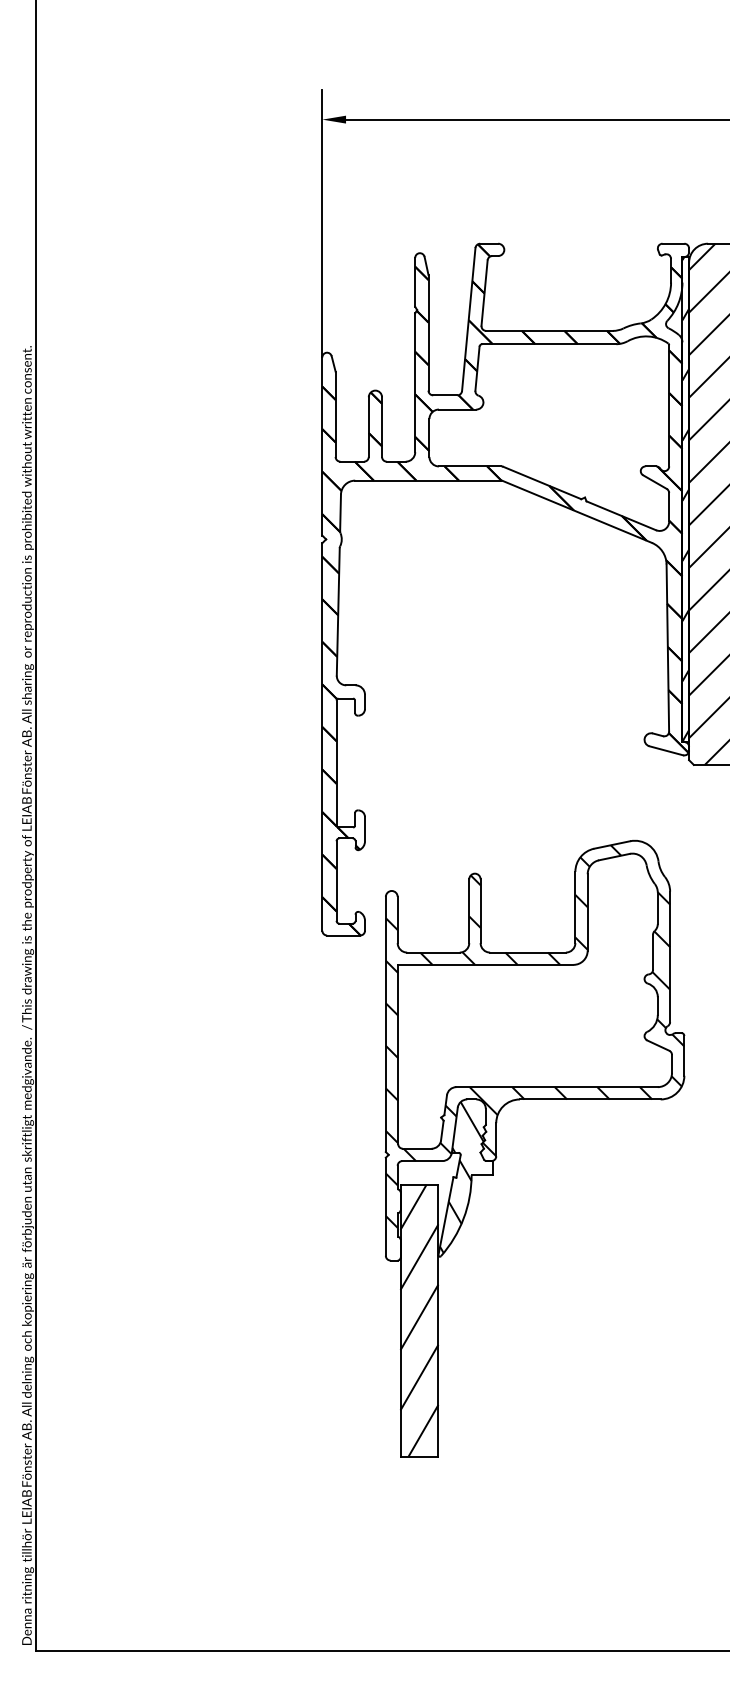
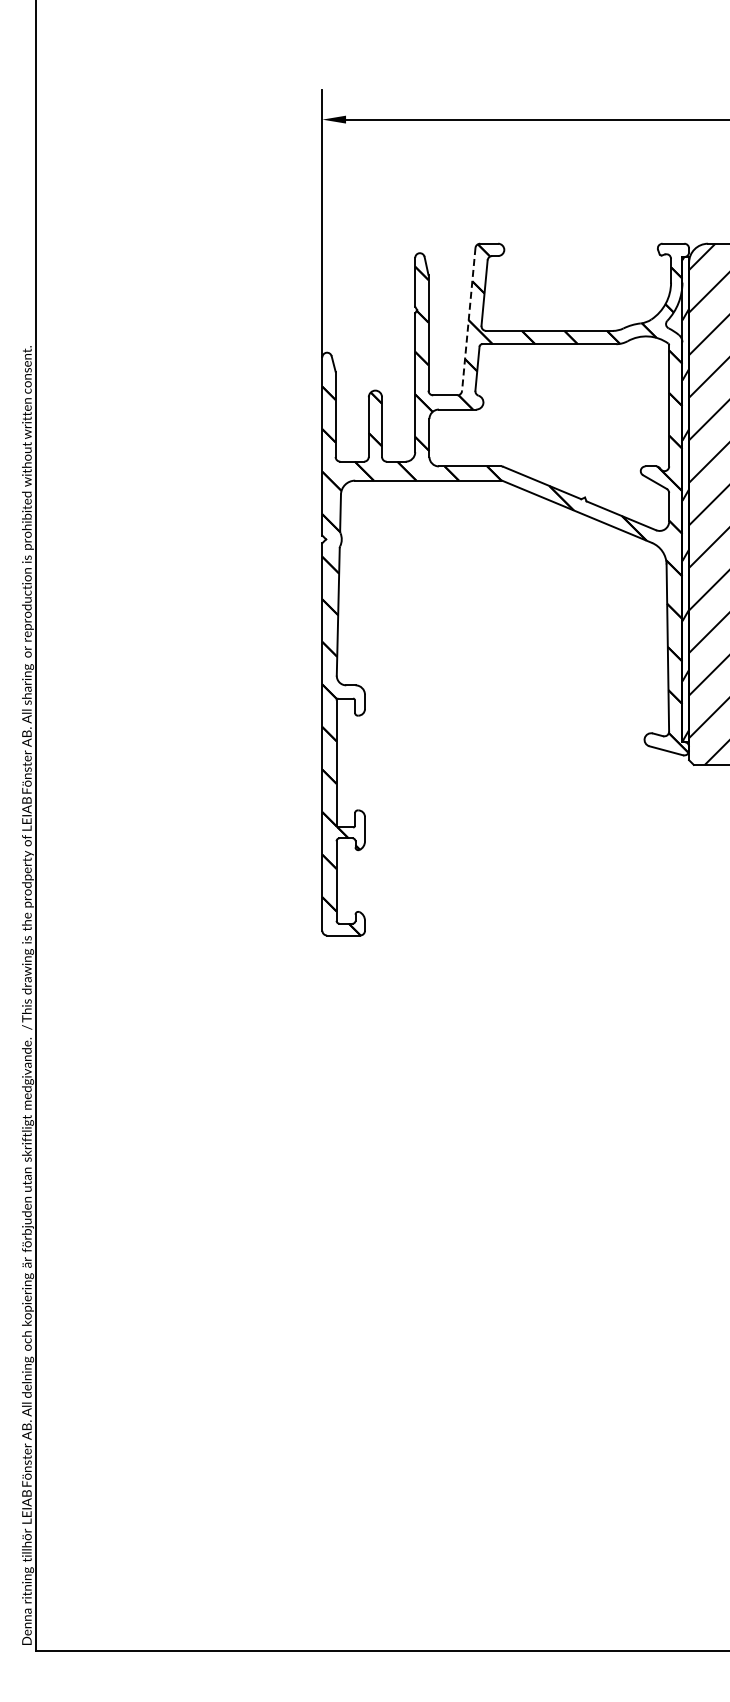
line: solid -> dashed (468, 319)
part: present -> none (497, 1156)
